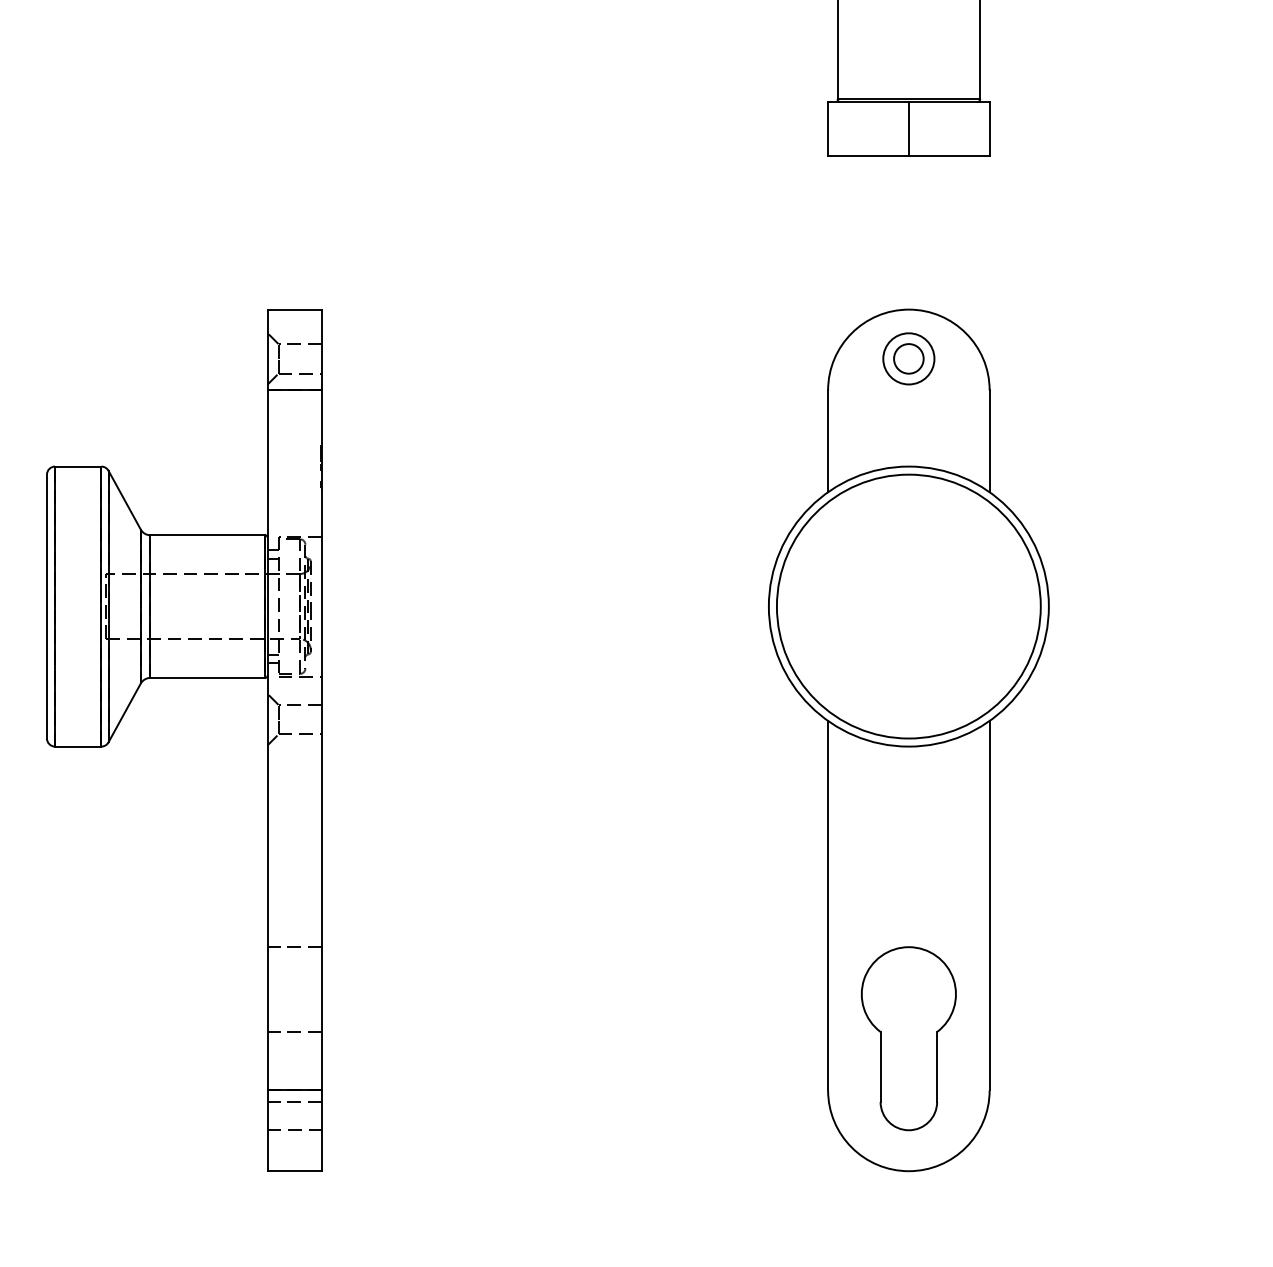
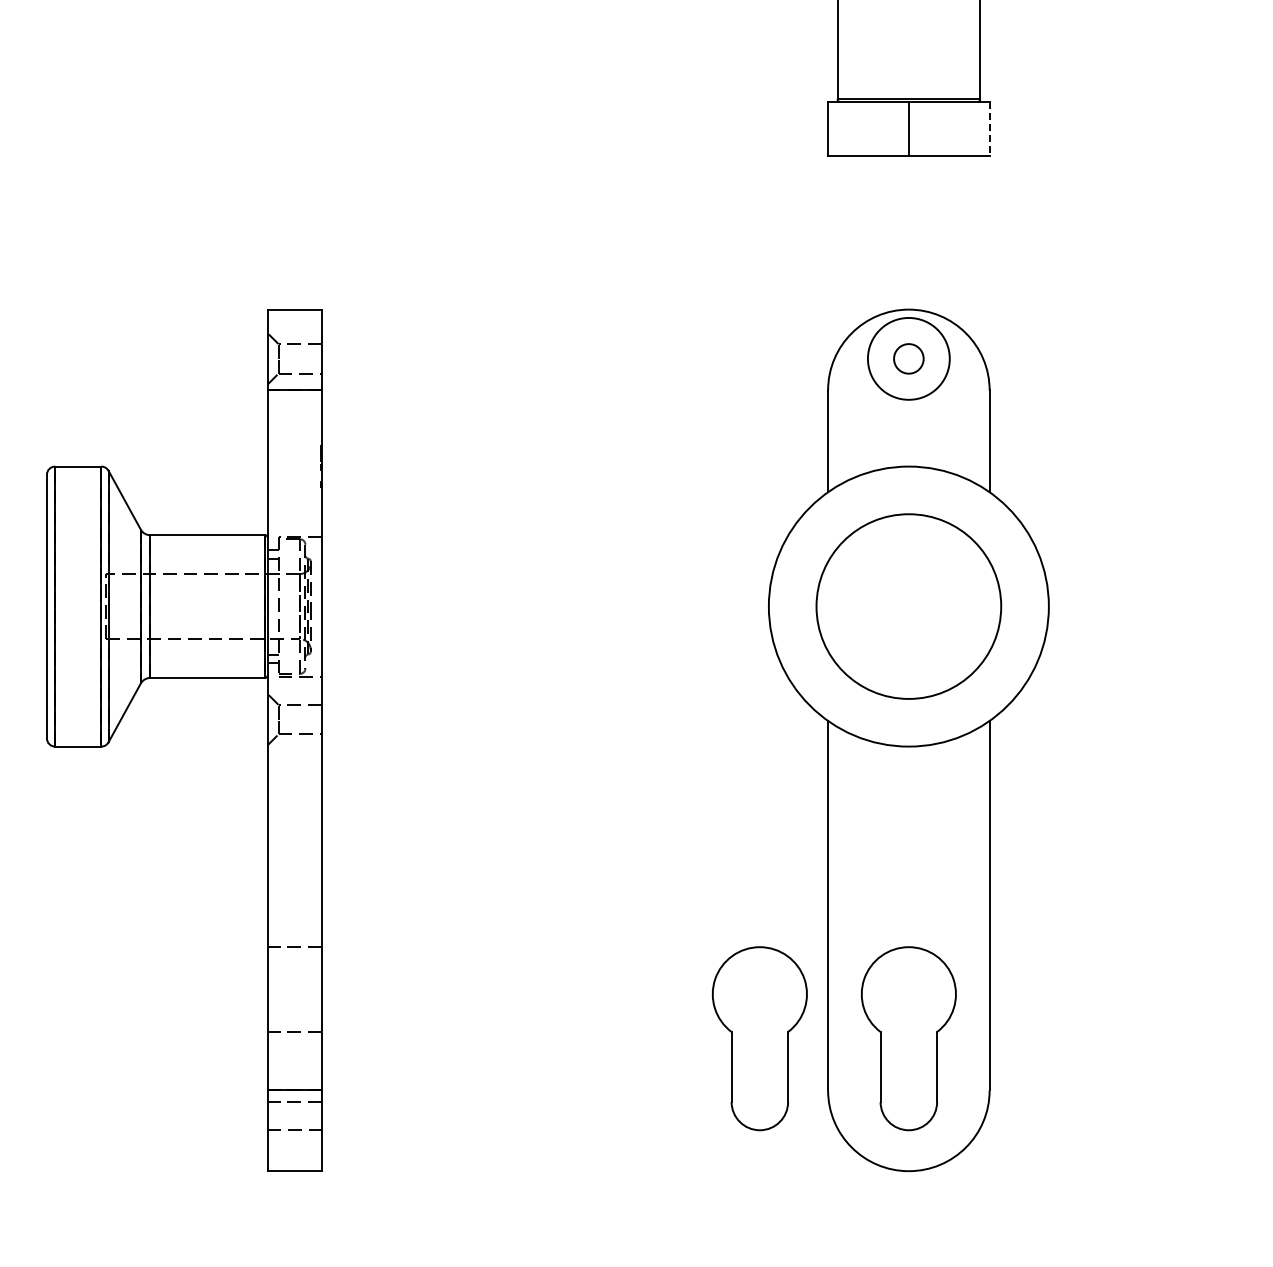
line: solid -> dashed (989, 128)
circle diameter: 51 px -> 82 px (908, 358)
circle diameter: 264 px -> 185 px (908, 606)
part: none -> present (759, 1038)
